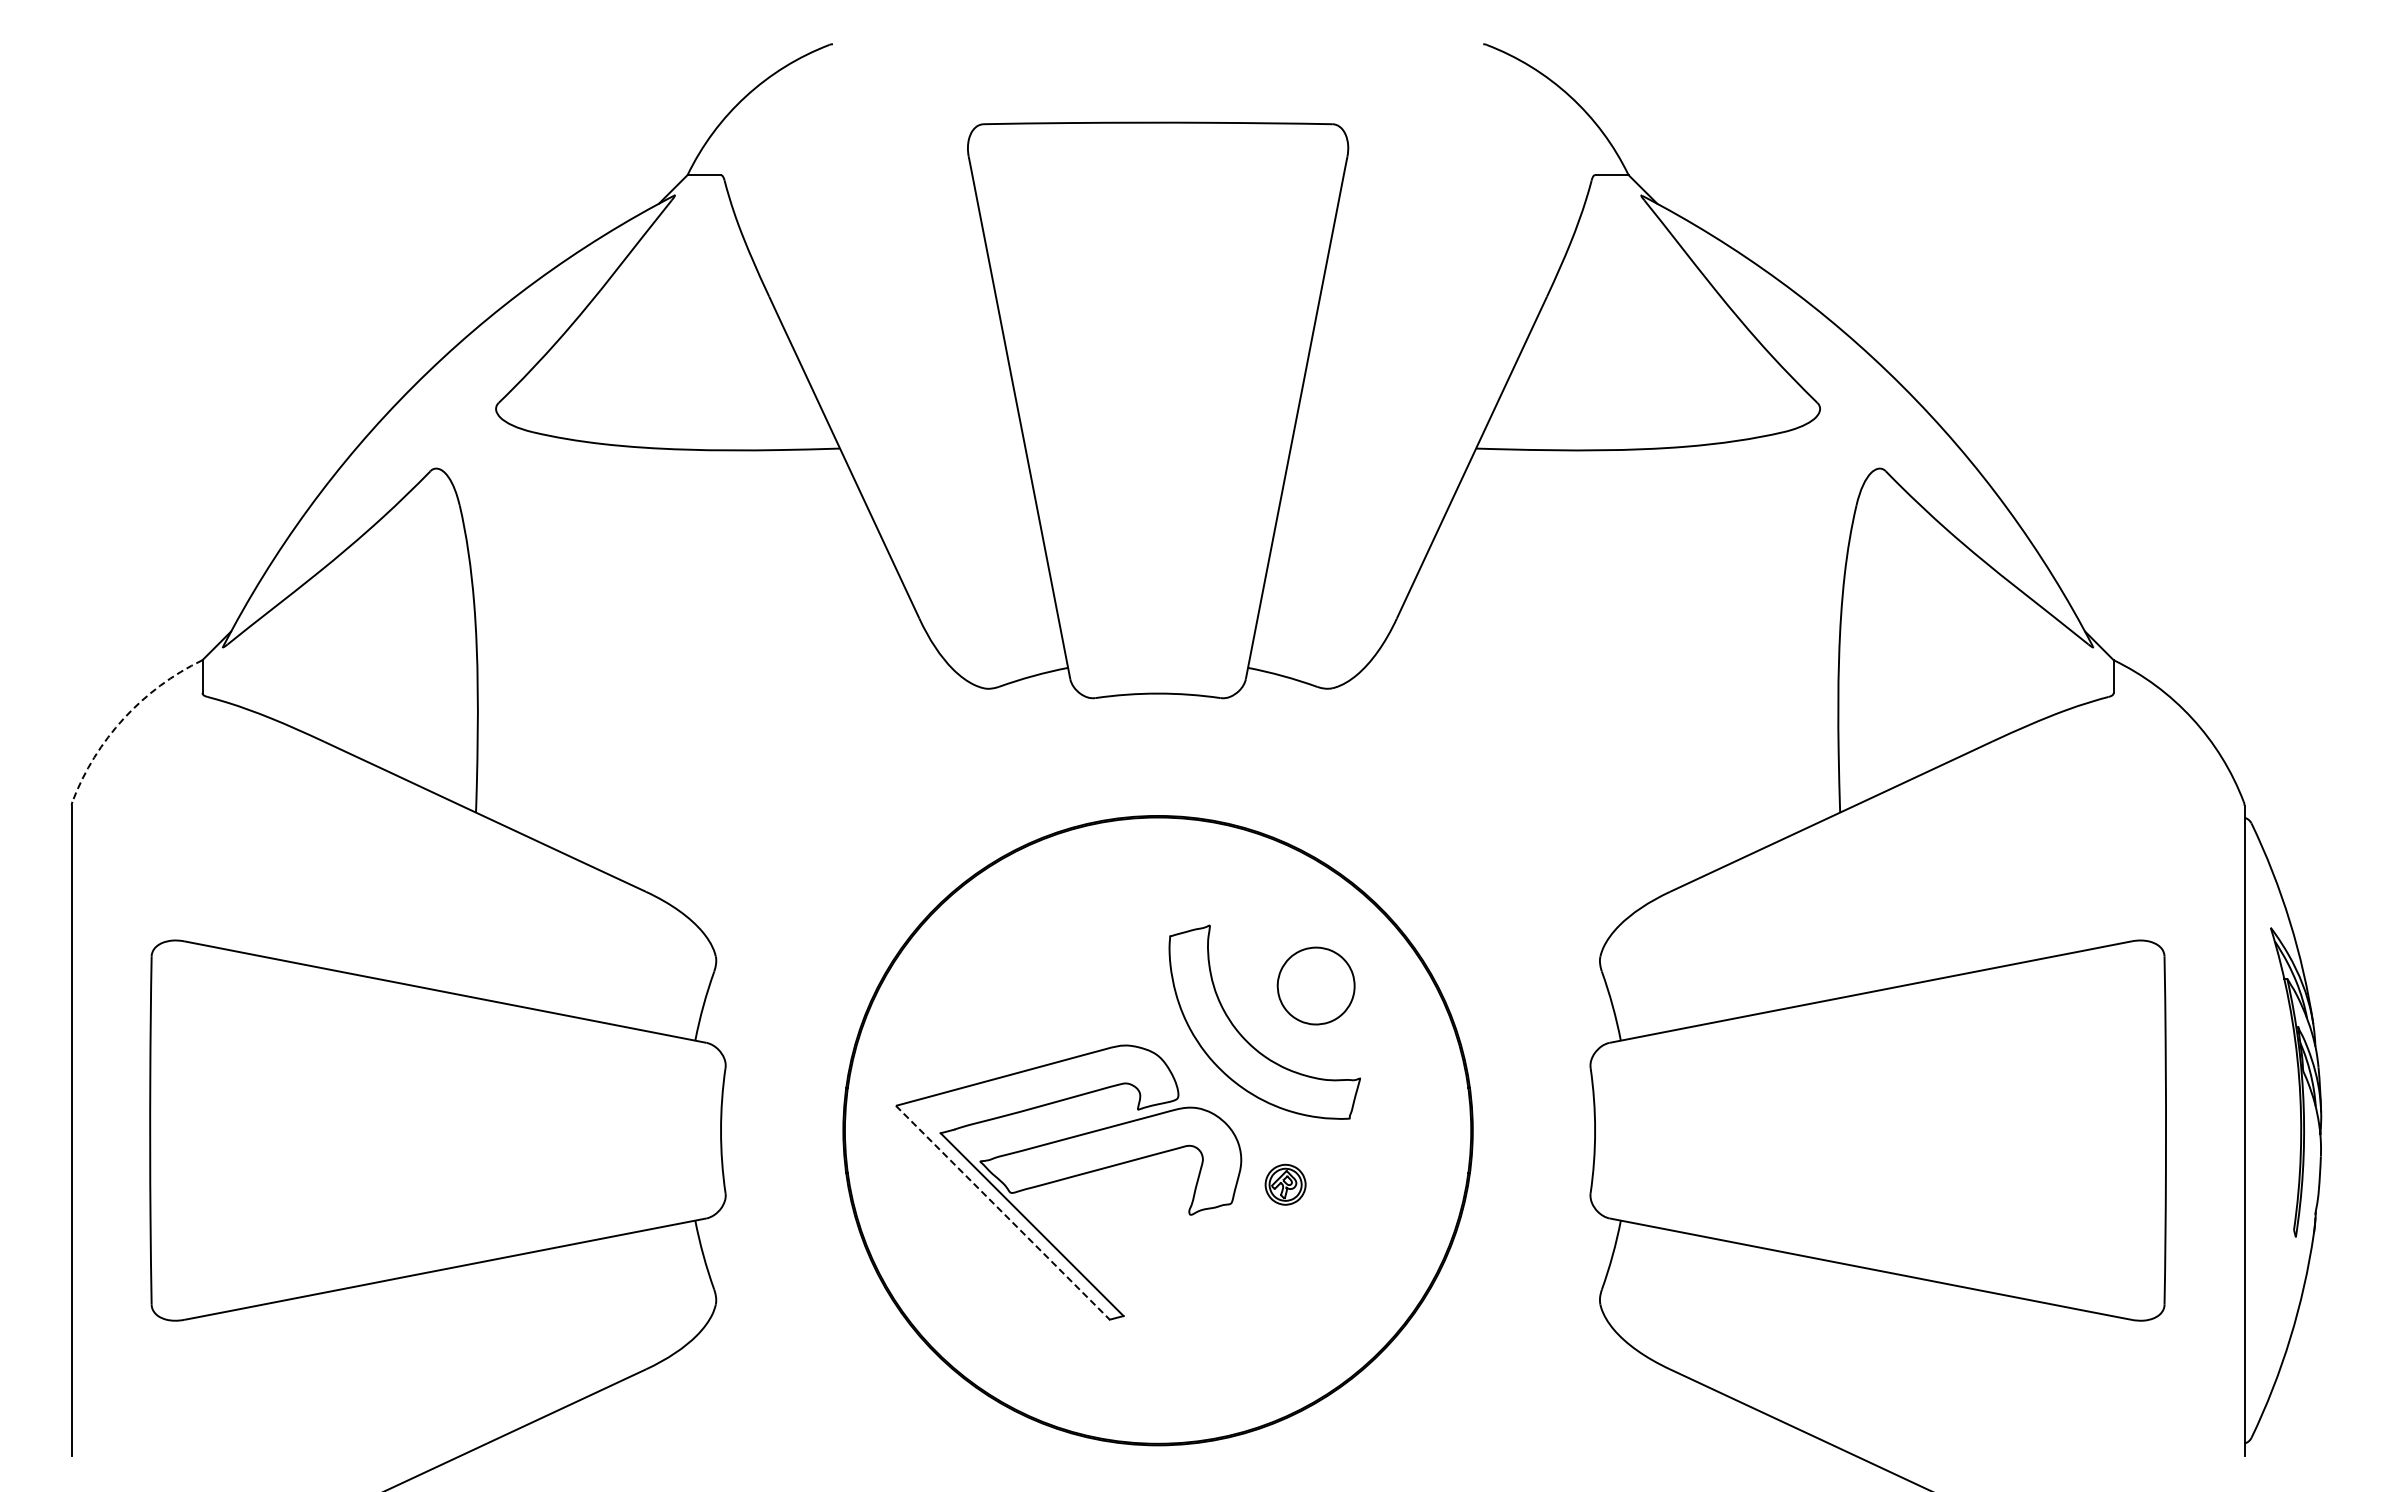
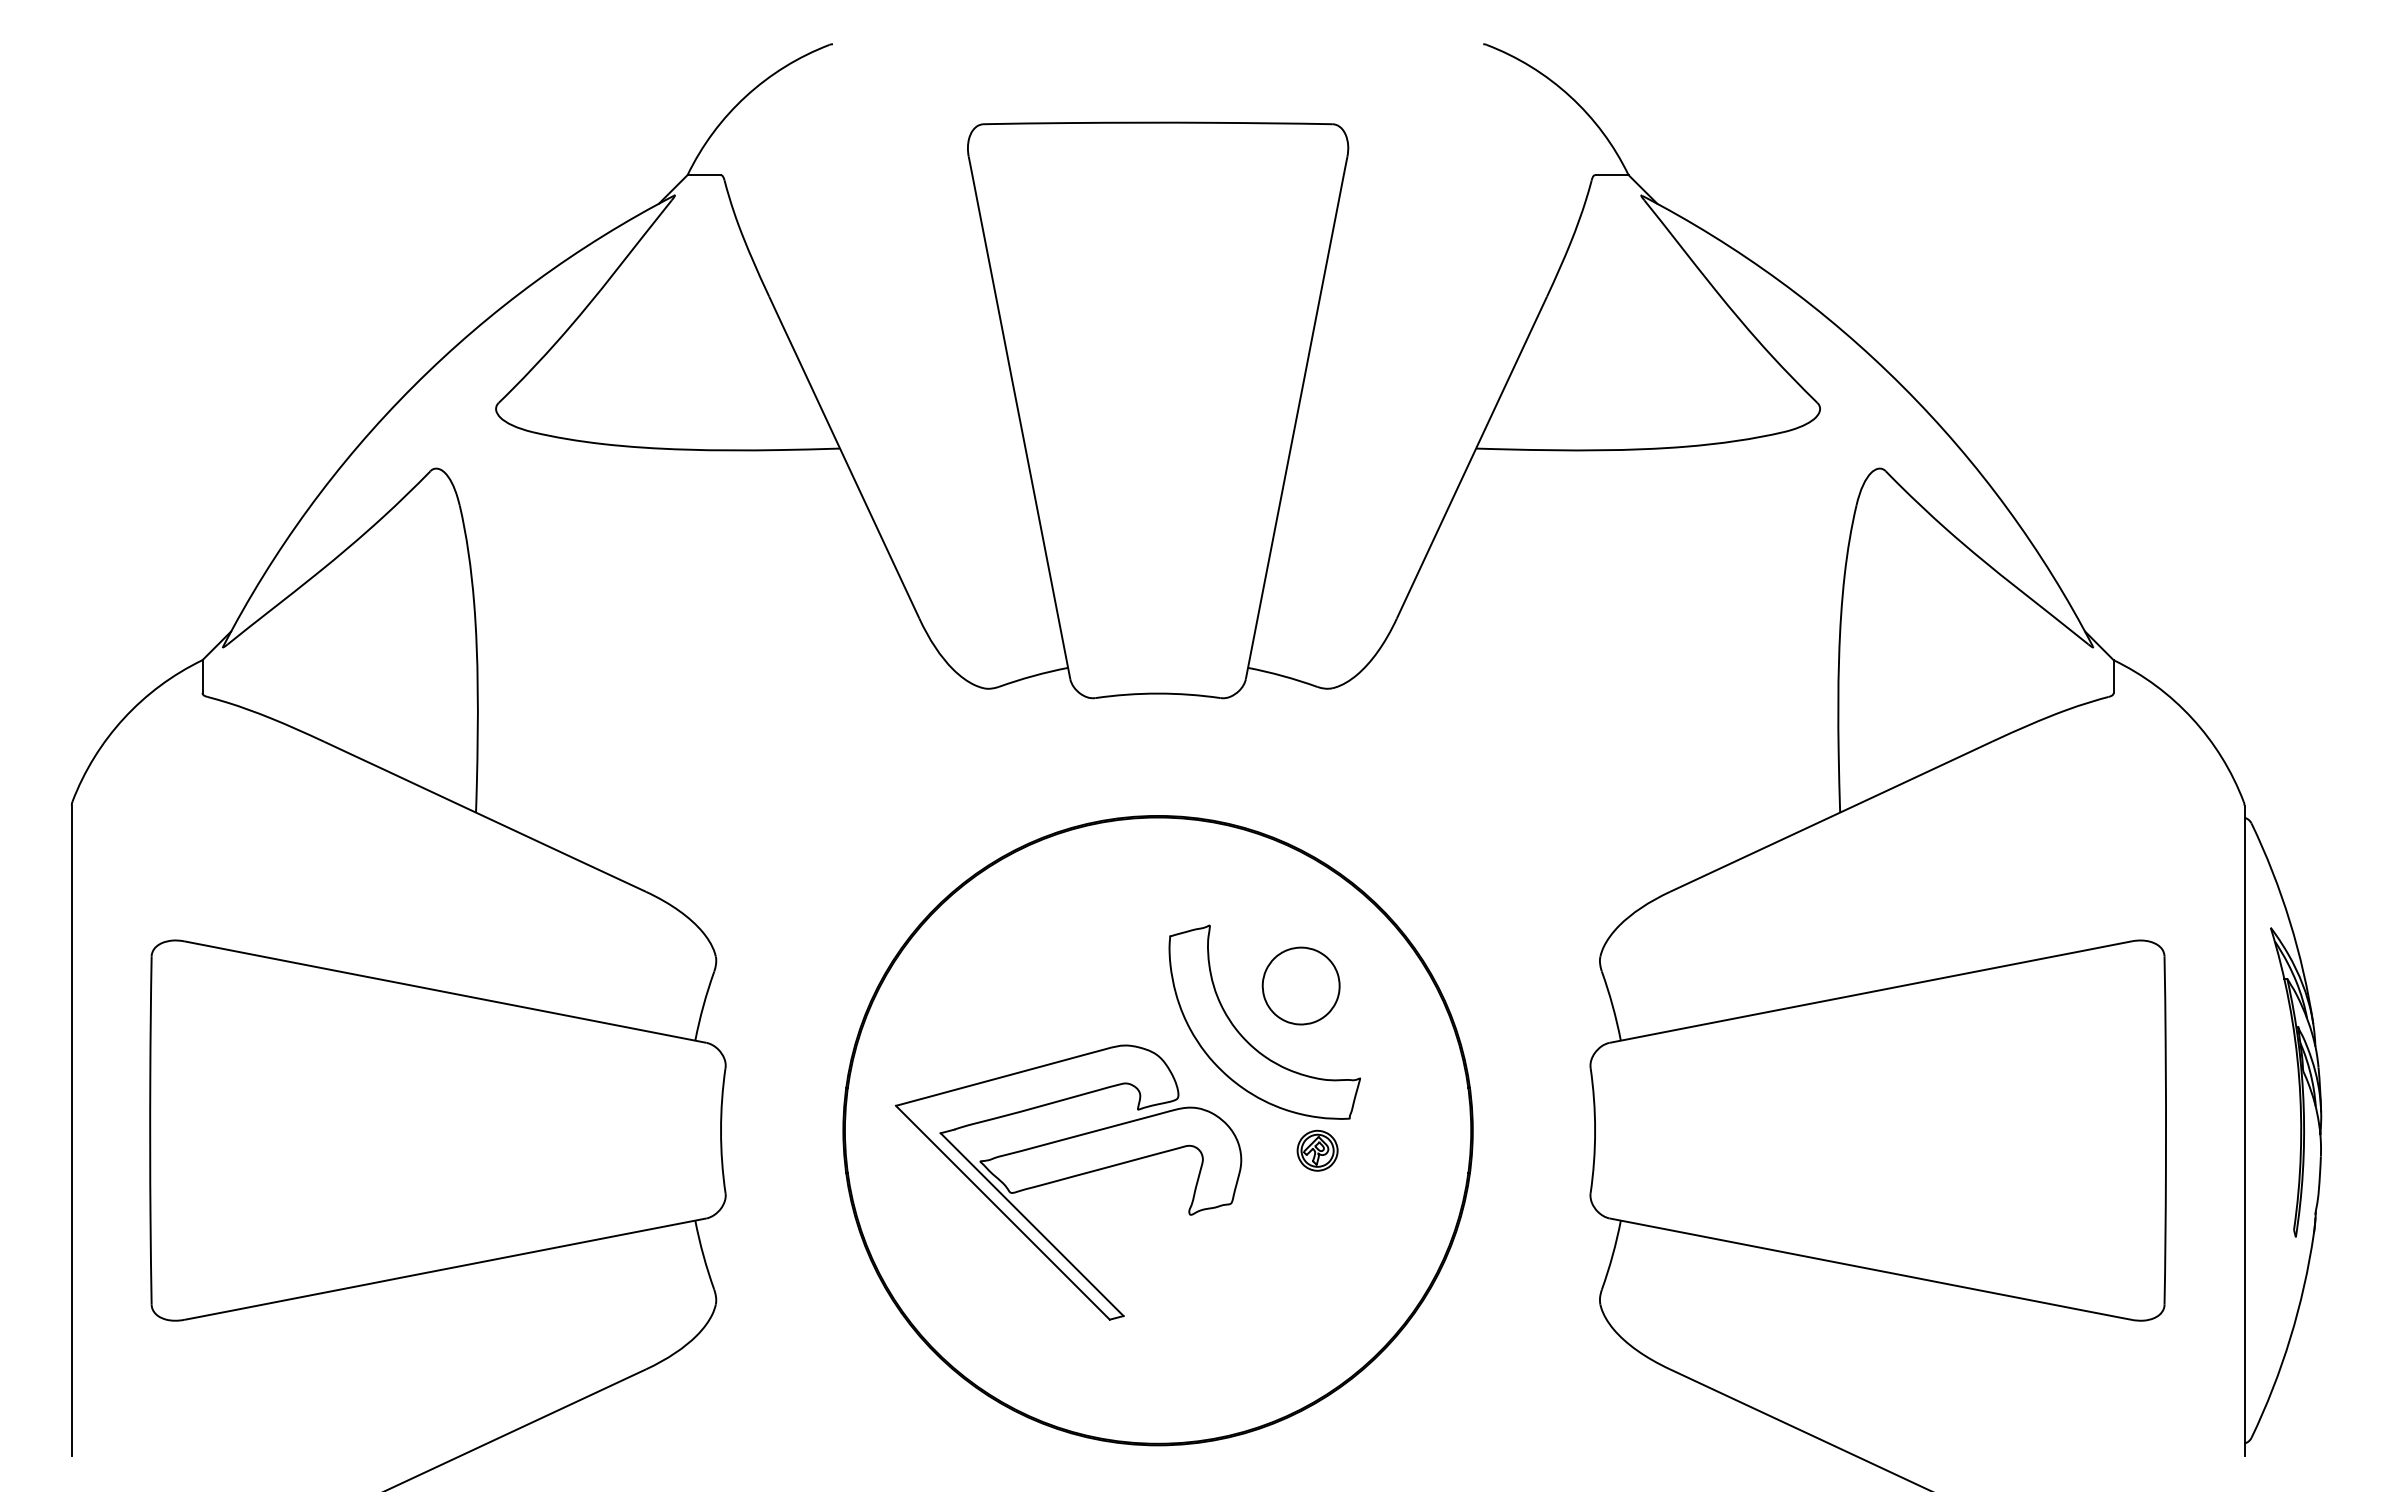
arc: dashed -> solid (123, 718)
part position: (1315, 985) -> (1300, 985) (1300, 985)
part position: (1285, 1184) -> (1317, 1150) (1317, 1150)
line: dashed -> solid (1003, 1213)
